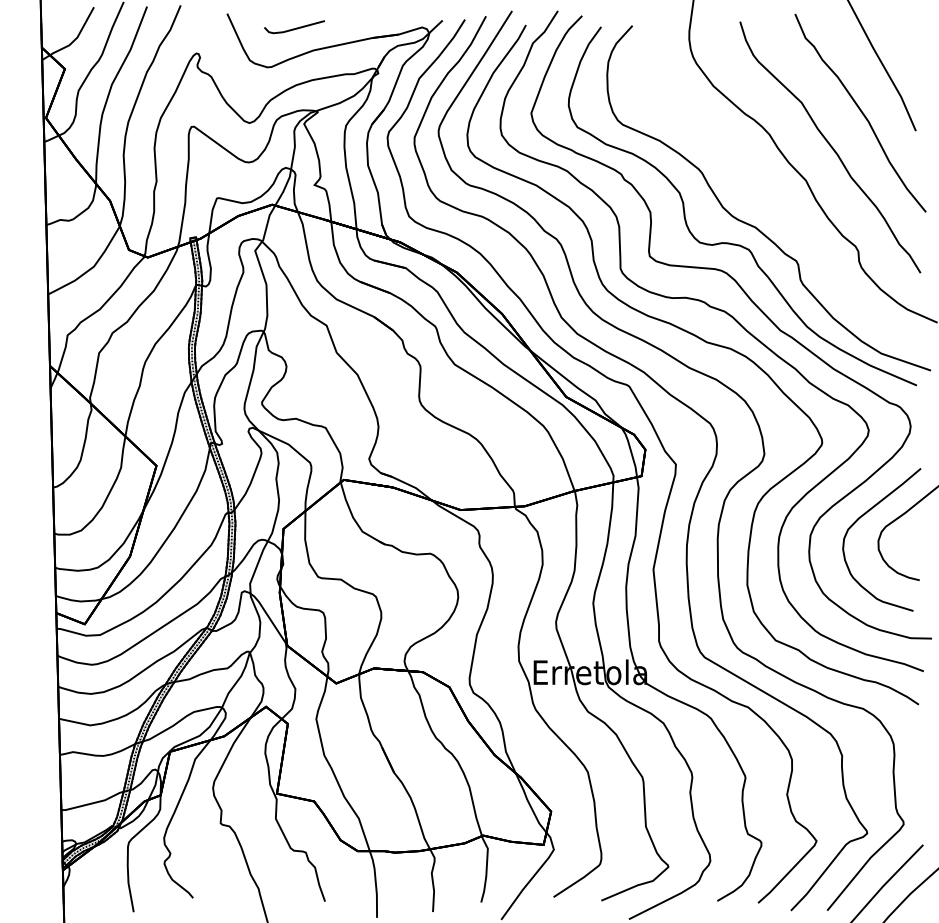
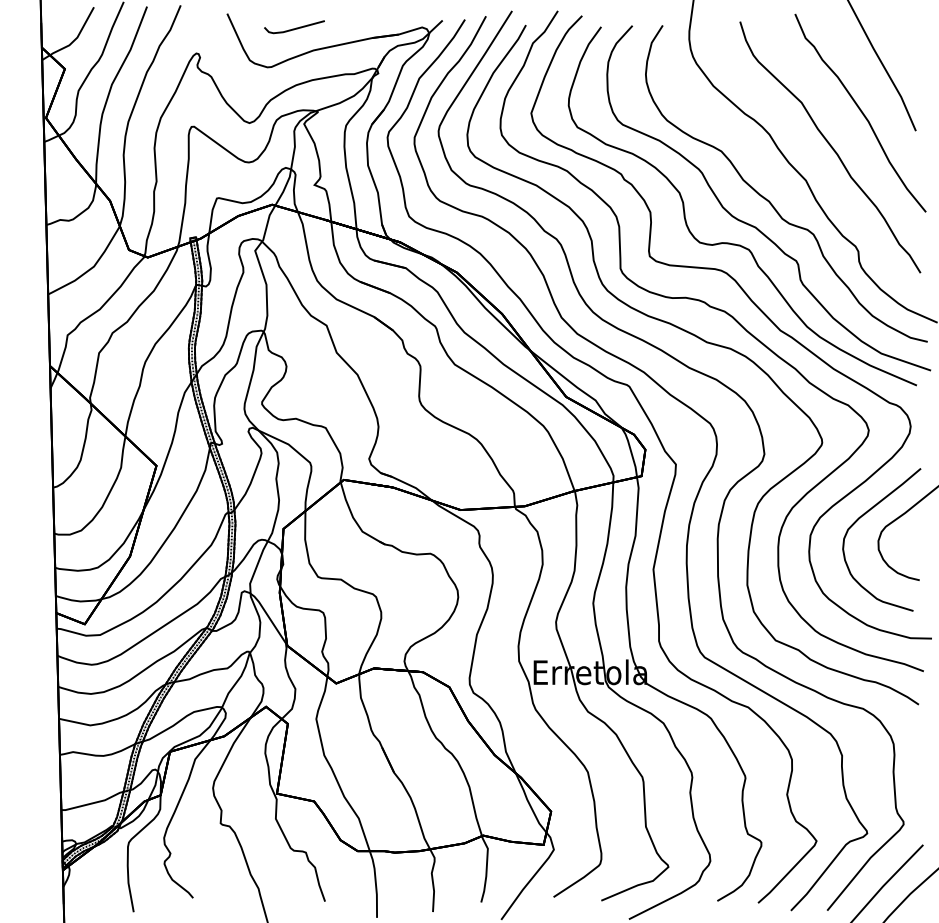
part: none -> present (769, 200)
